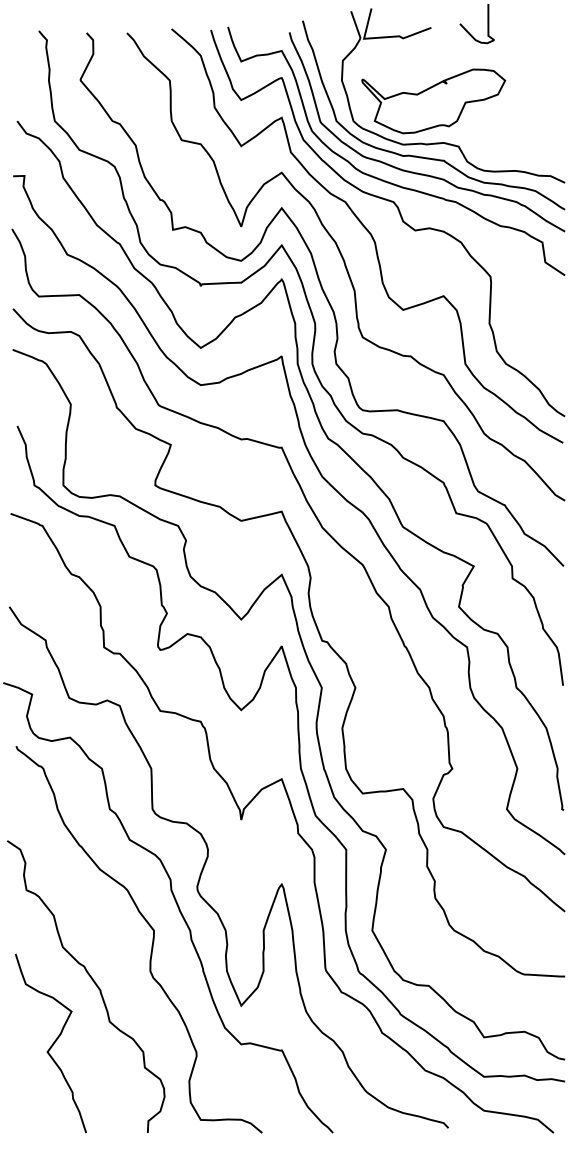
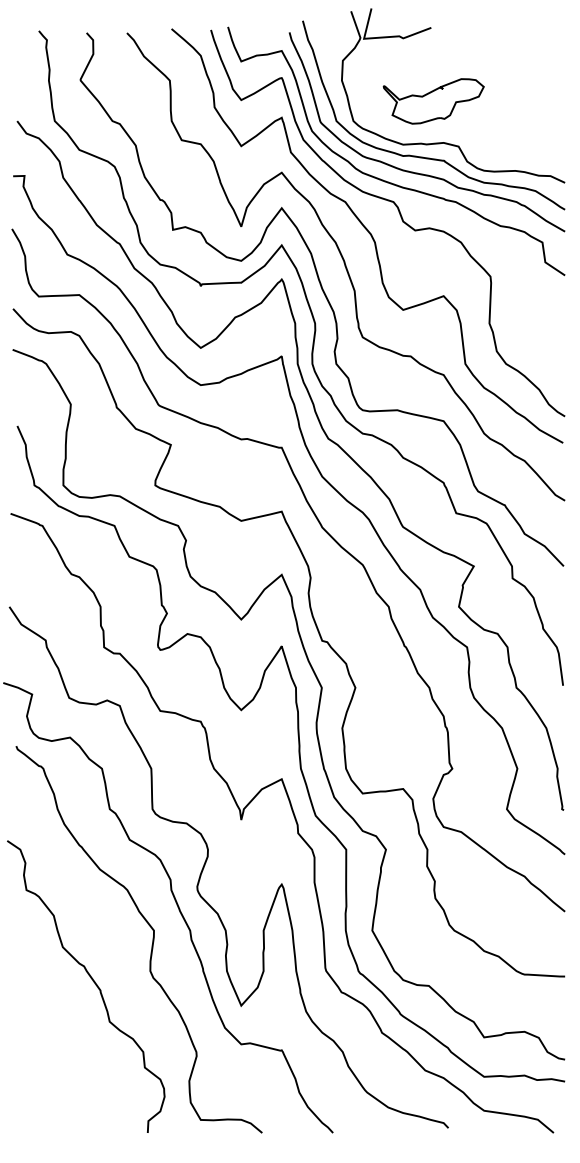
curve: present -> none (468, 31)
part size: 146x67 px -> 103x47 px (433, 101)
curve: present -> none (51, 1044)
